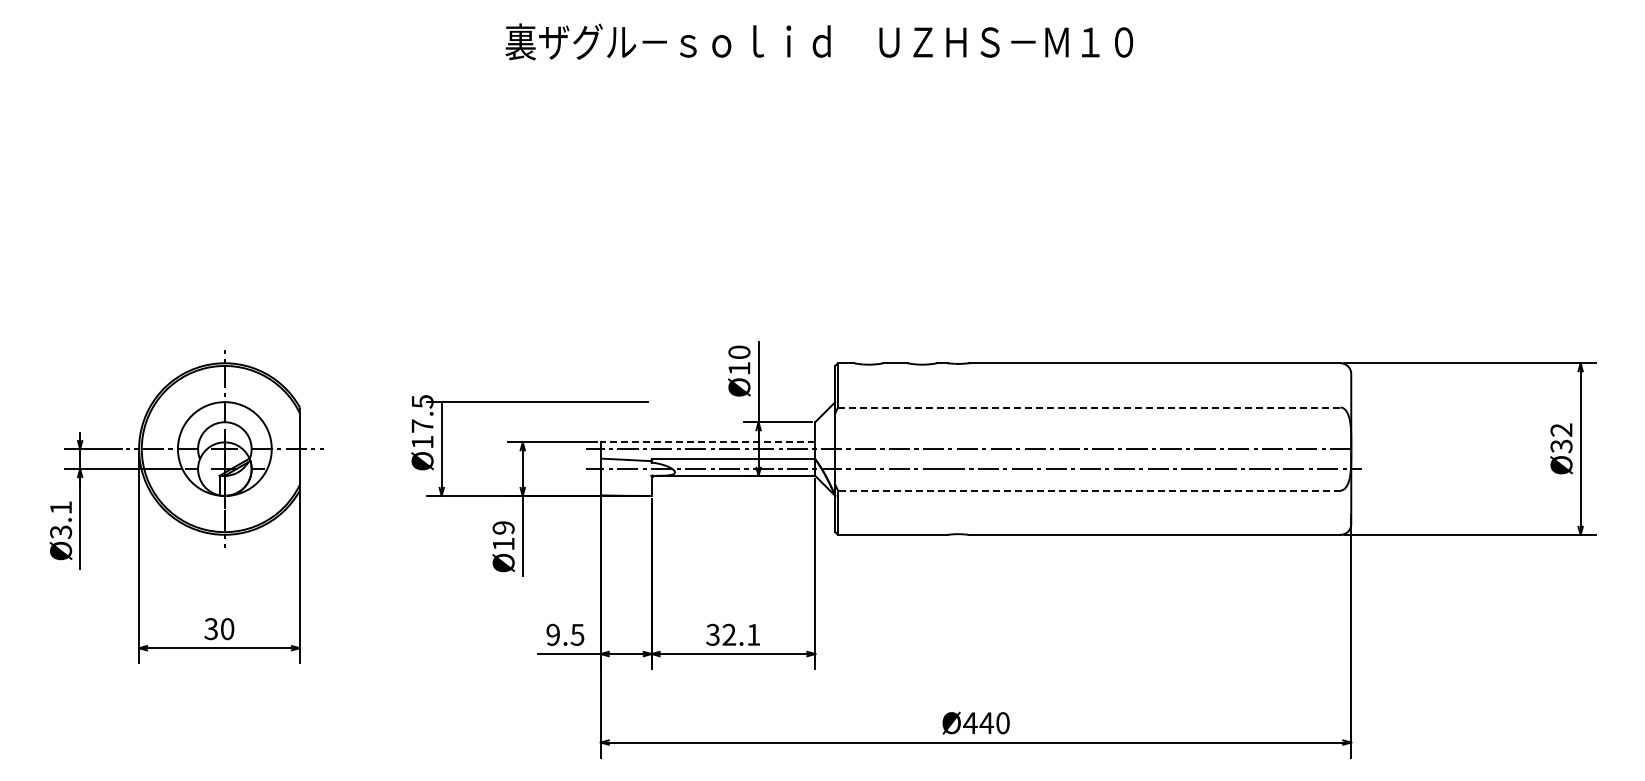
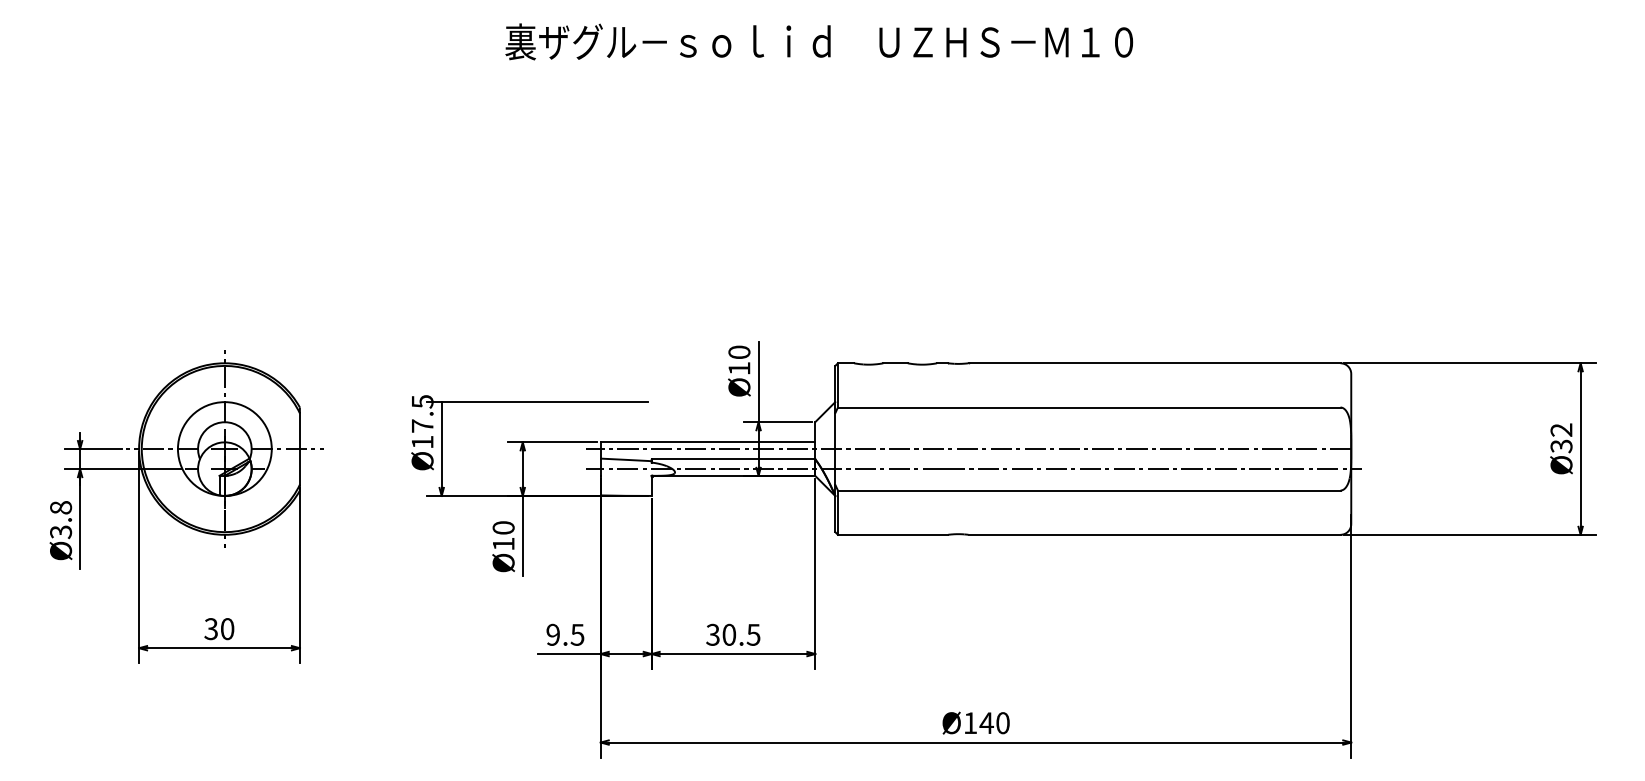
line: dashed -> solid (1089, 407)
line: dashed -> solid (707, 442)
line: dashed -> solid (1088, 490)
text: Ø3.1 -> Ø3.8 (61, 507)
text: Ø19 -> Ø10 (503, 527)
text: 32.1 -> 30.5 (741, 634)
text: Ø440 -> Ø140 (970, 722)
